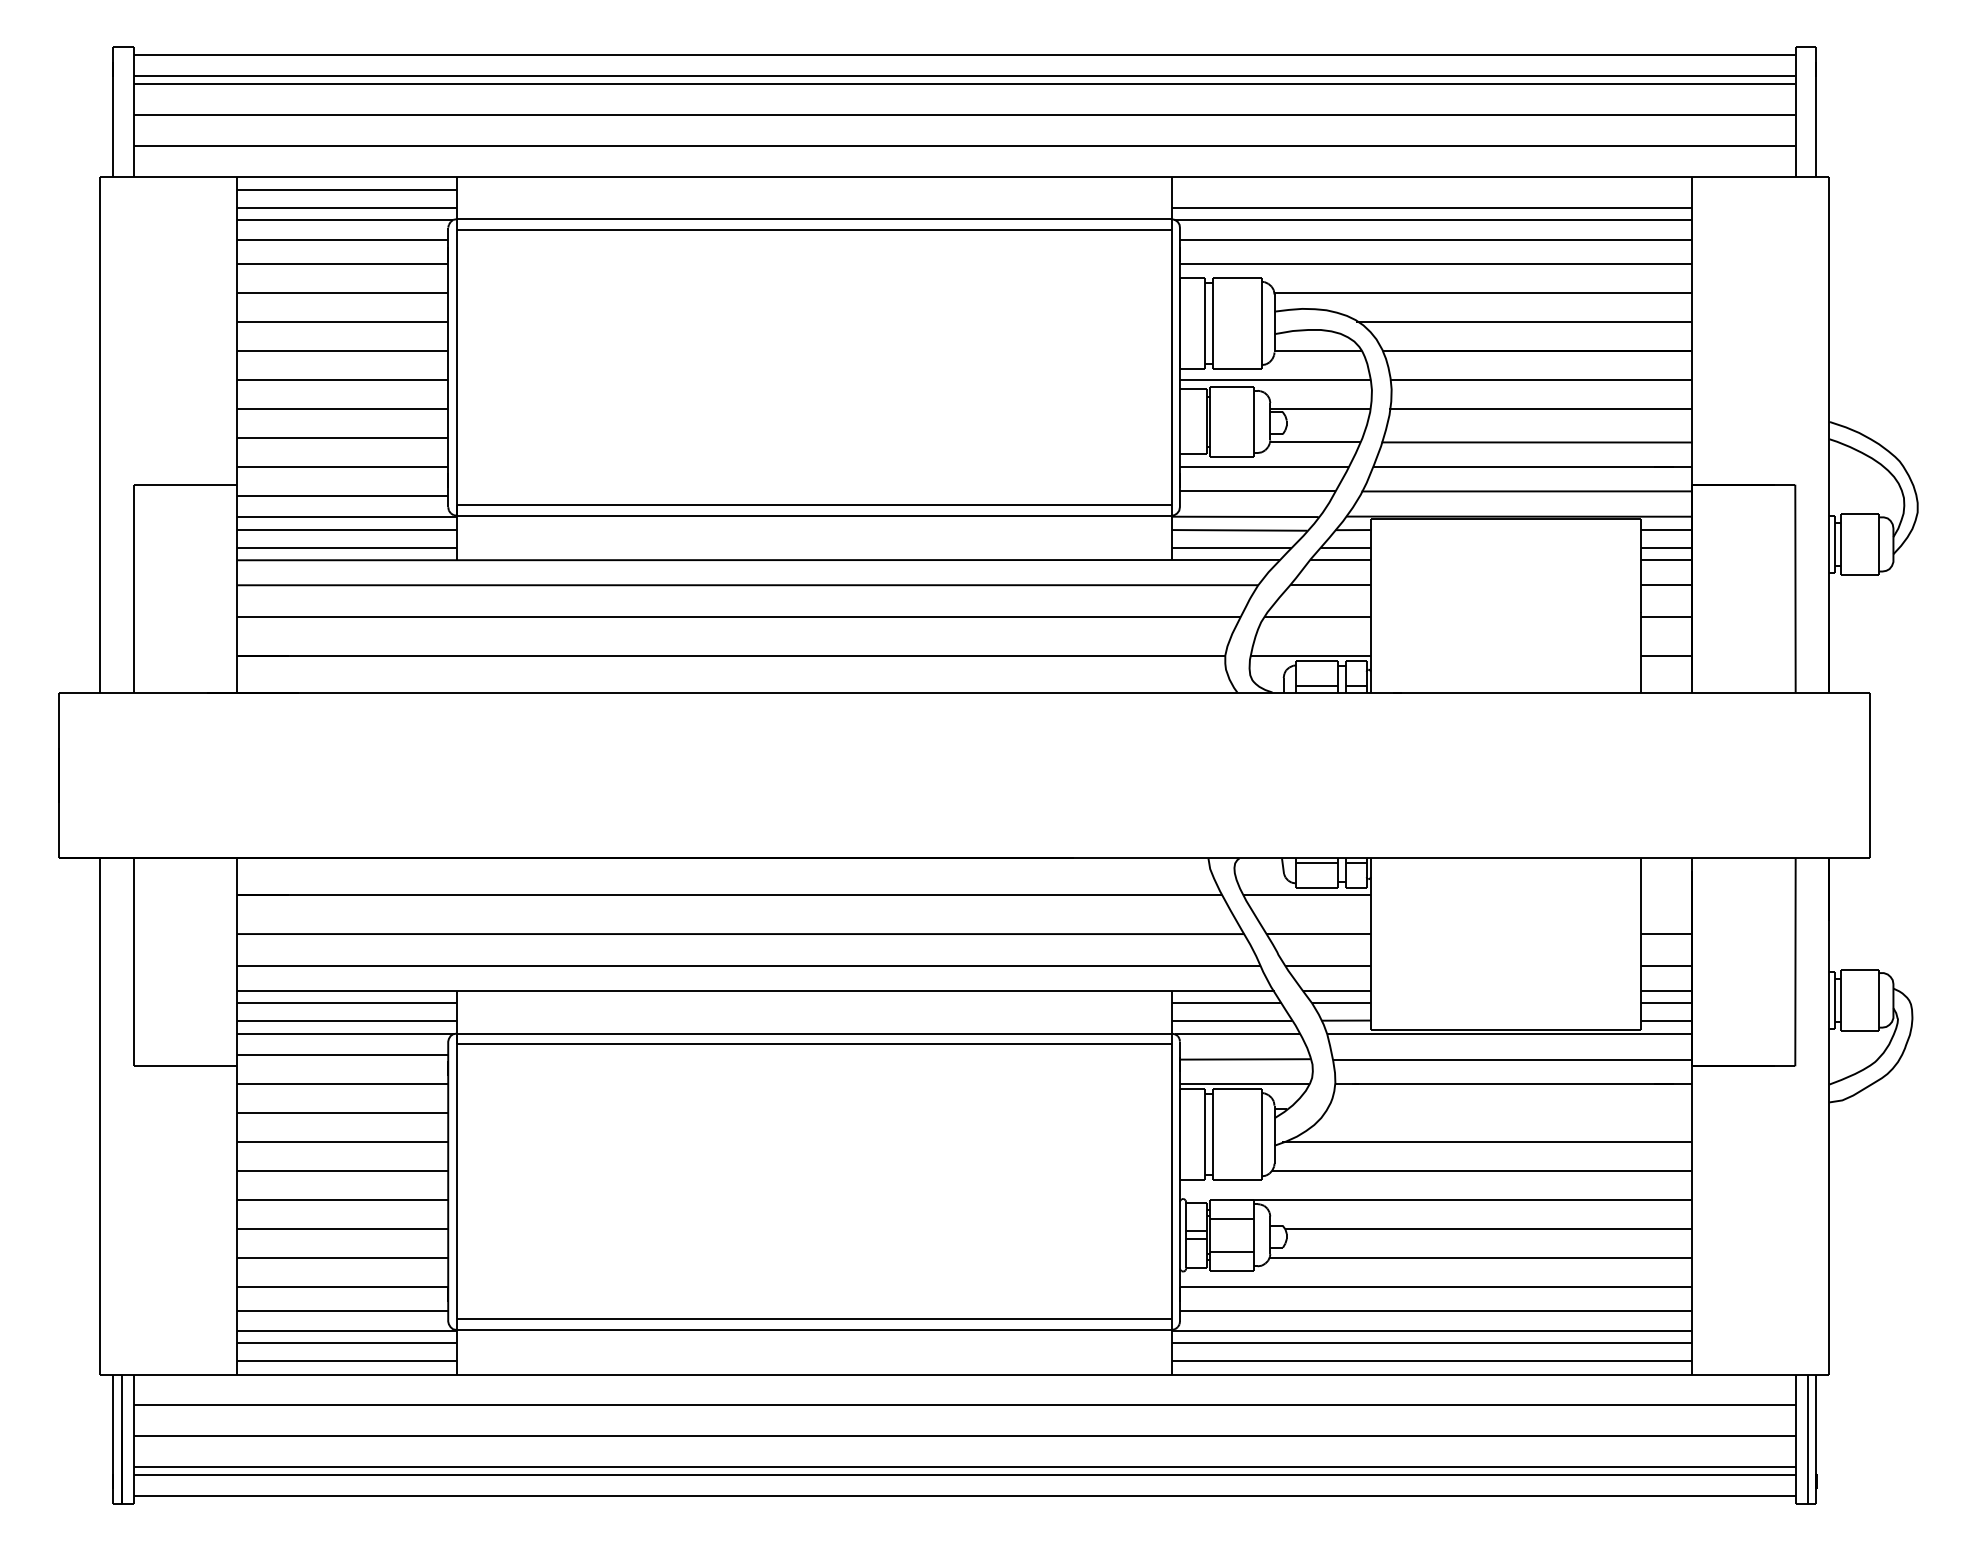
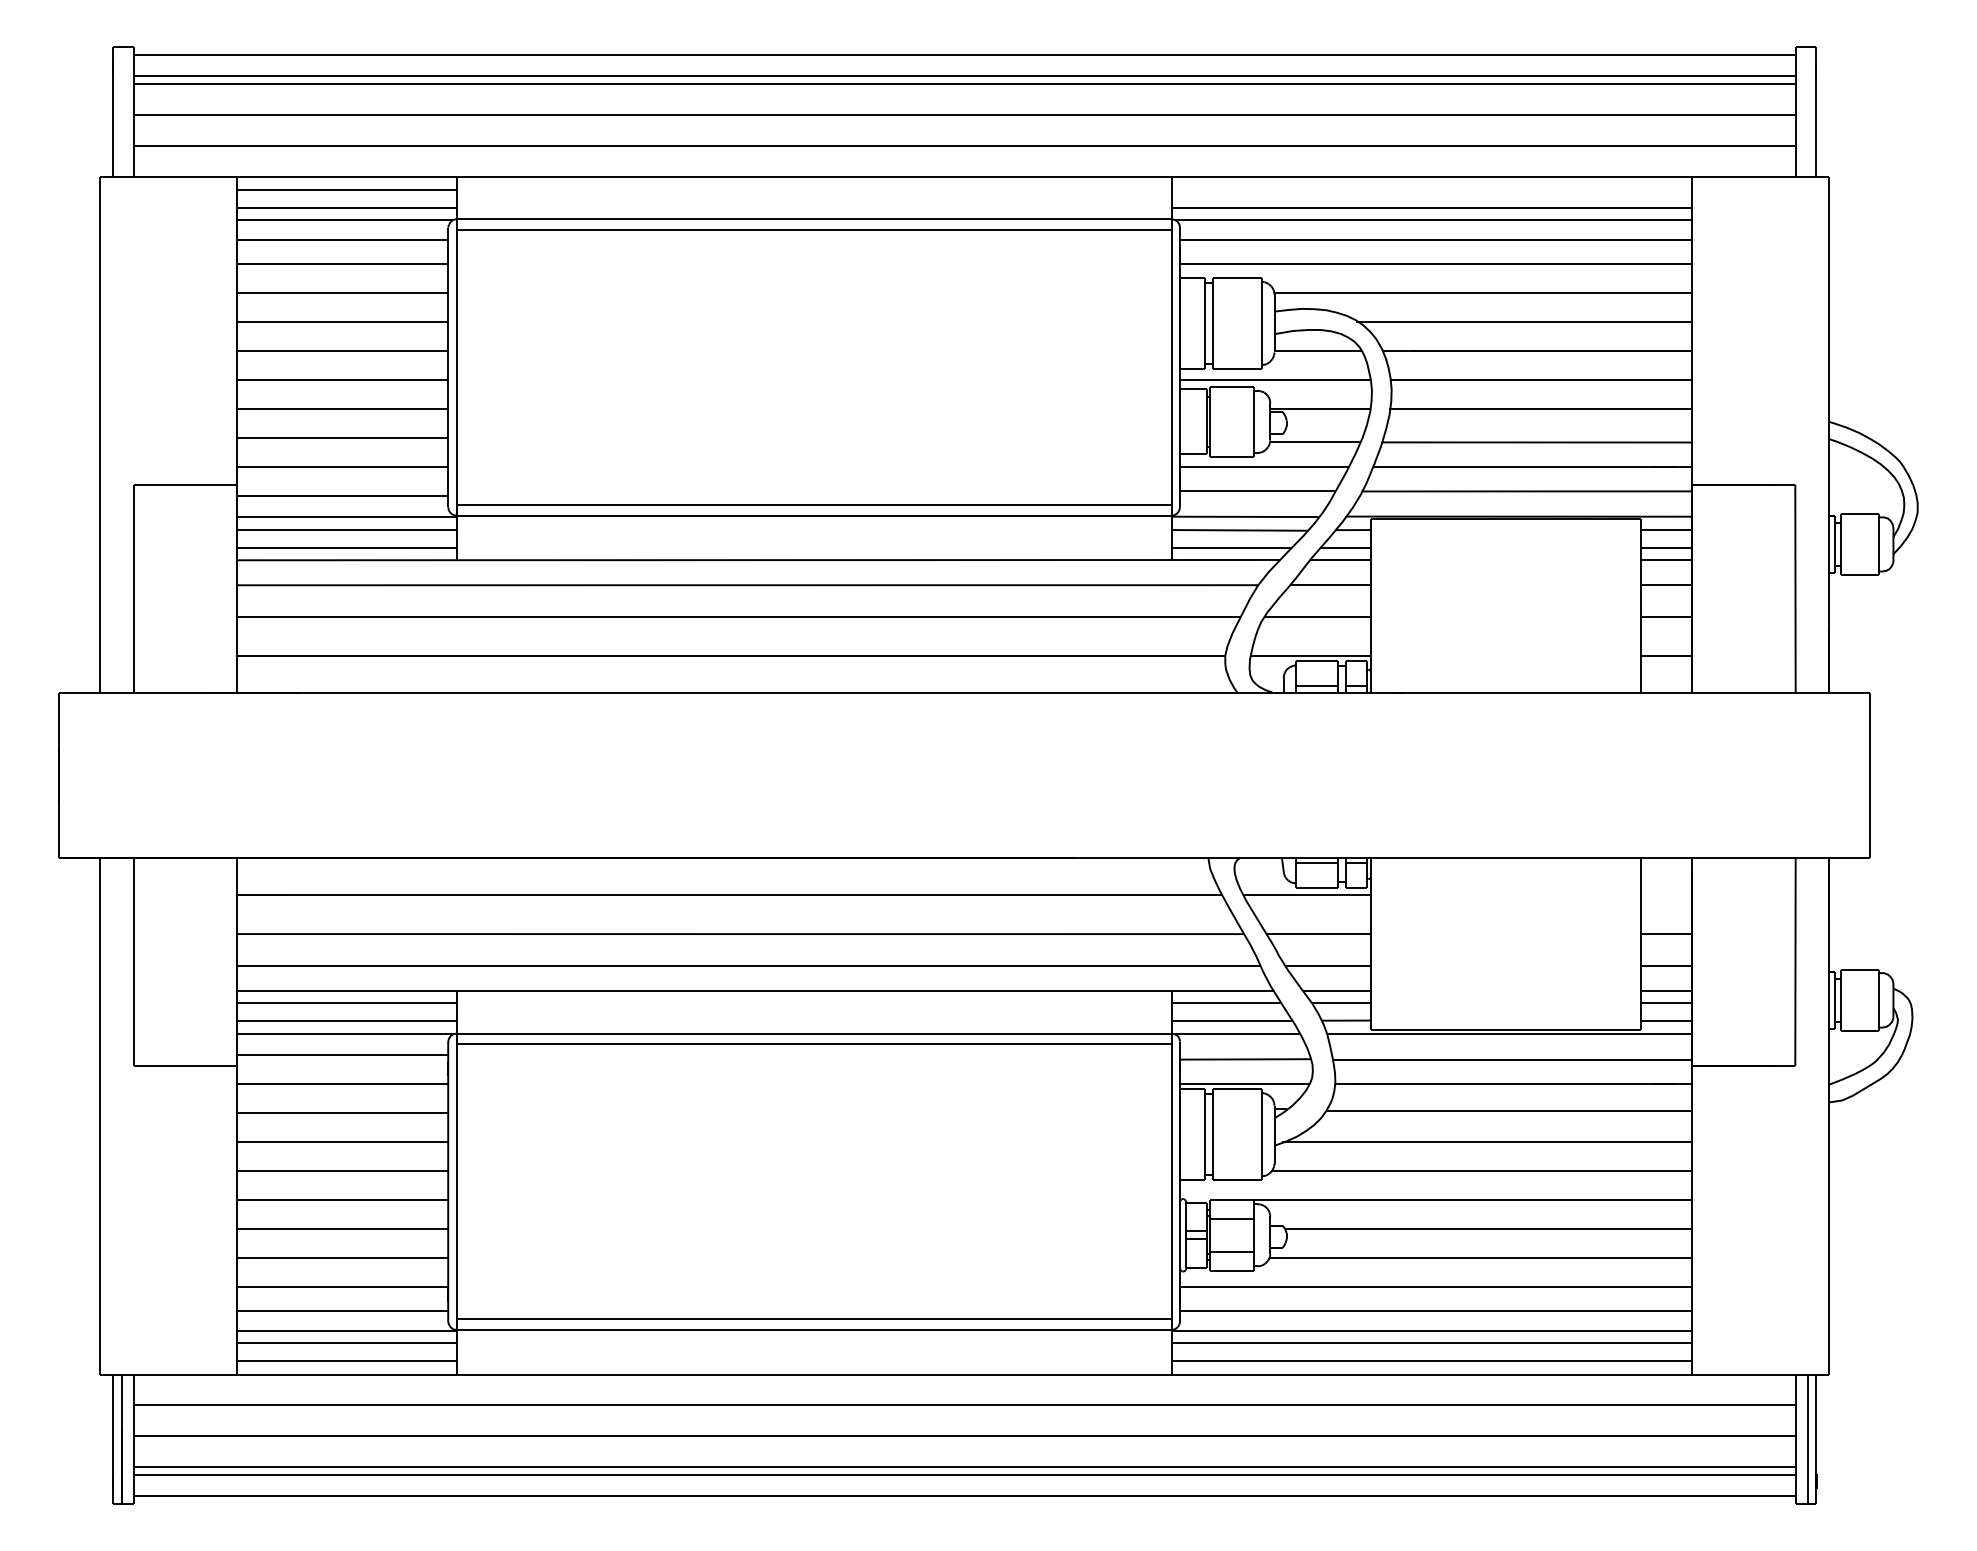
line: none -> present (1509, 1110)
